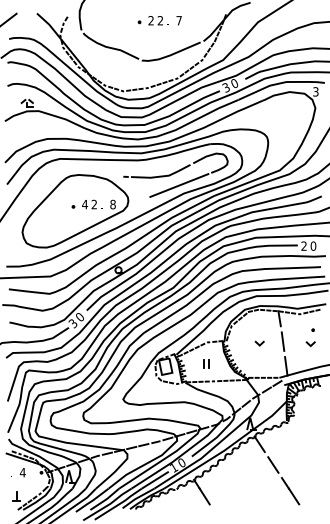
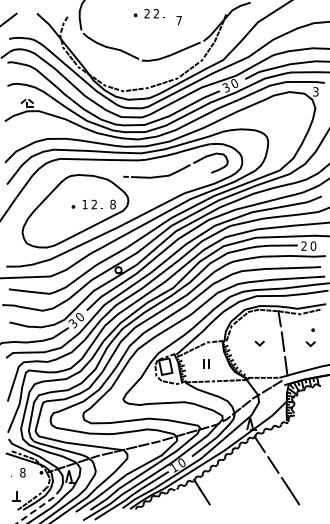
part position: (152, 20) -> (148, 13) (148, 13)
line: present -> none (179, 185)
text: 4 -> 1 (84, 204)
text: 4 -> 8 (22, 472)
line: solid -> dashed (40, 506)
